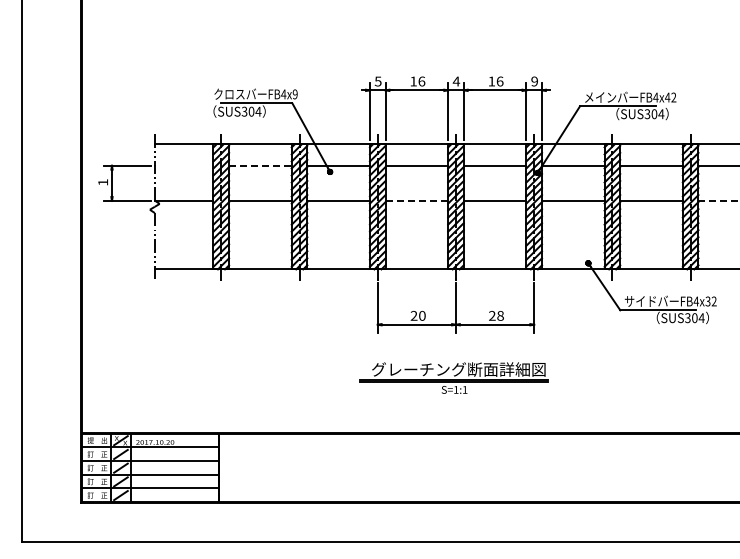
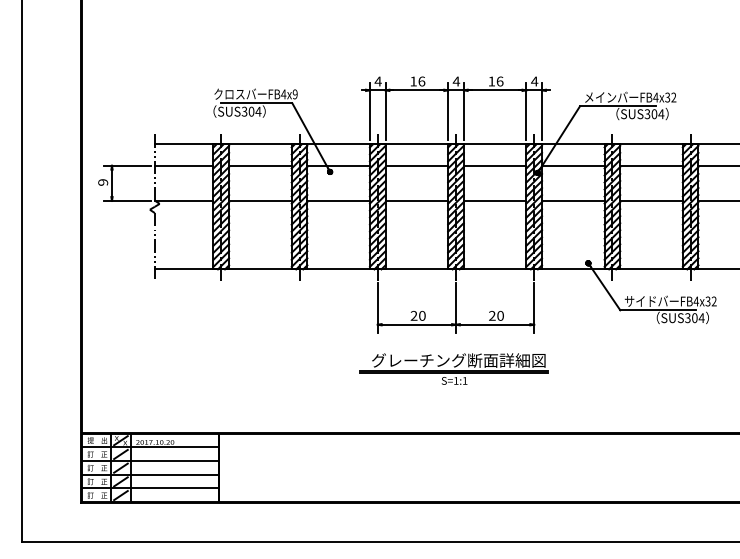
text: 5 -> 4 (377, 81)
text: 9 -> 4 (534, 81)
text: FB4x42 -> FB4x32 (667, 97)
line: none -> present (183, 165)
line: dashed -> solid (260, 165)
text: 1 -> 9 (103, 182)
line: dashed -> solid (417, 200)
line: dashed -> solid (719, 200)
text: 28 -> 20 (500, 315)
part position: (453, 377) -> (453, 368) (453, 368)
